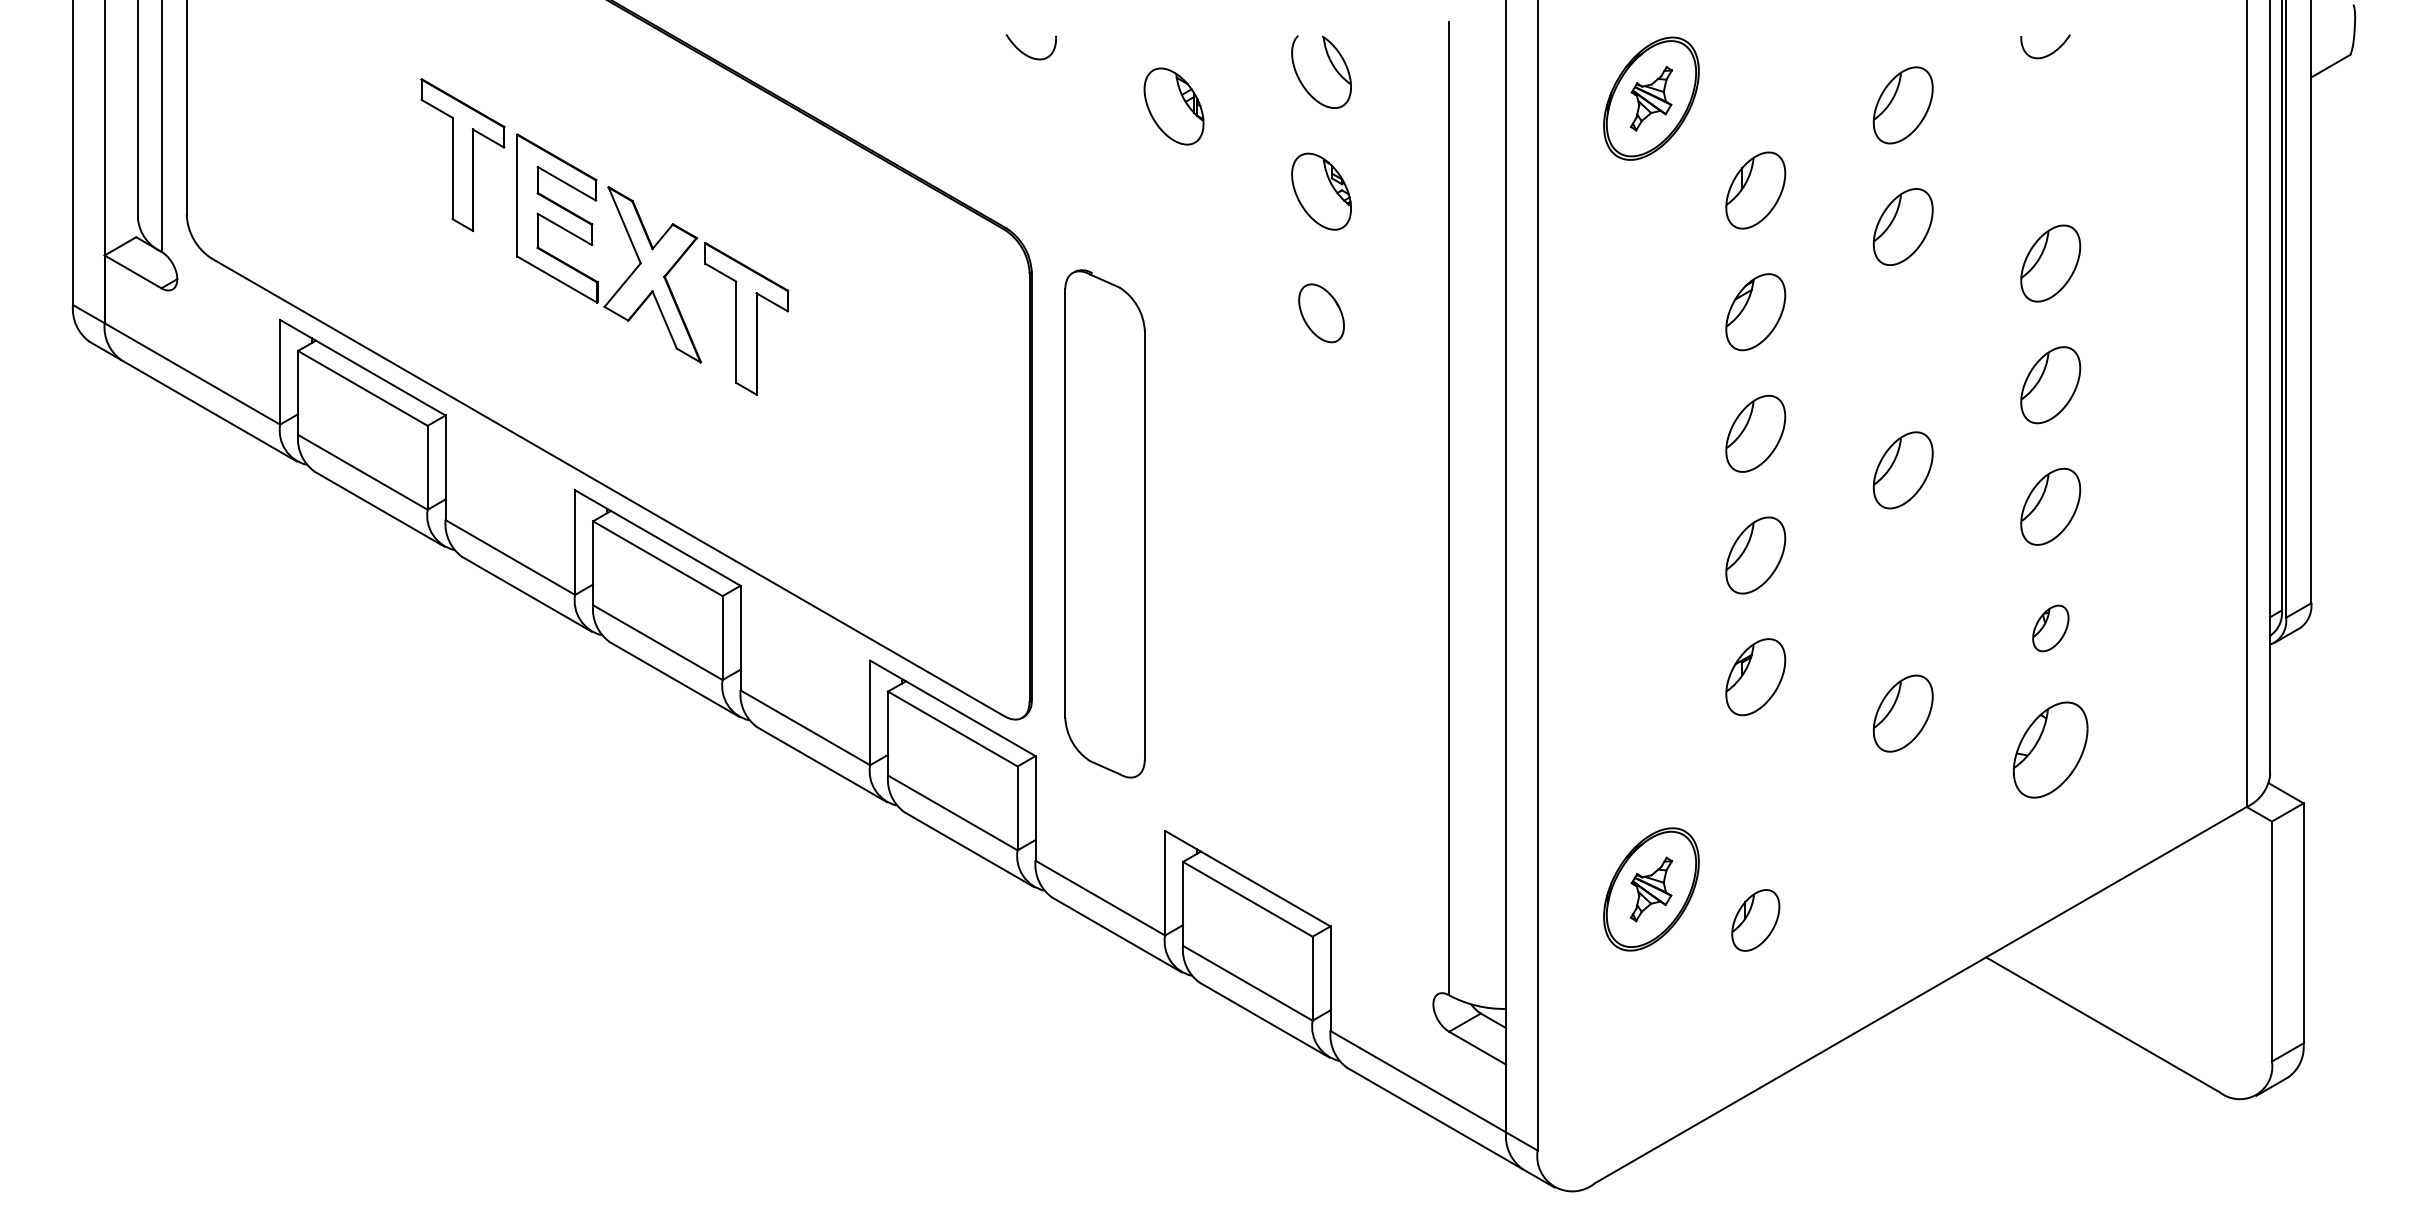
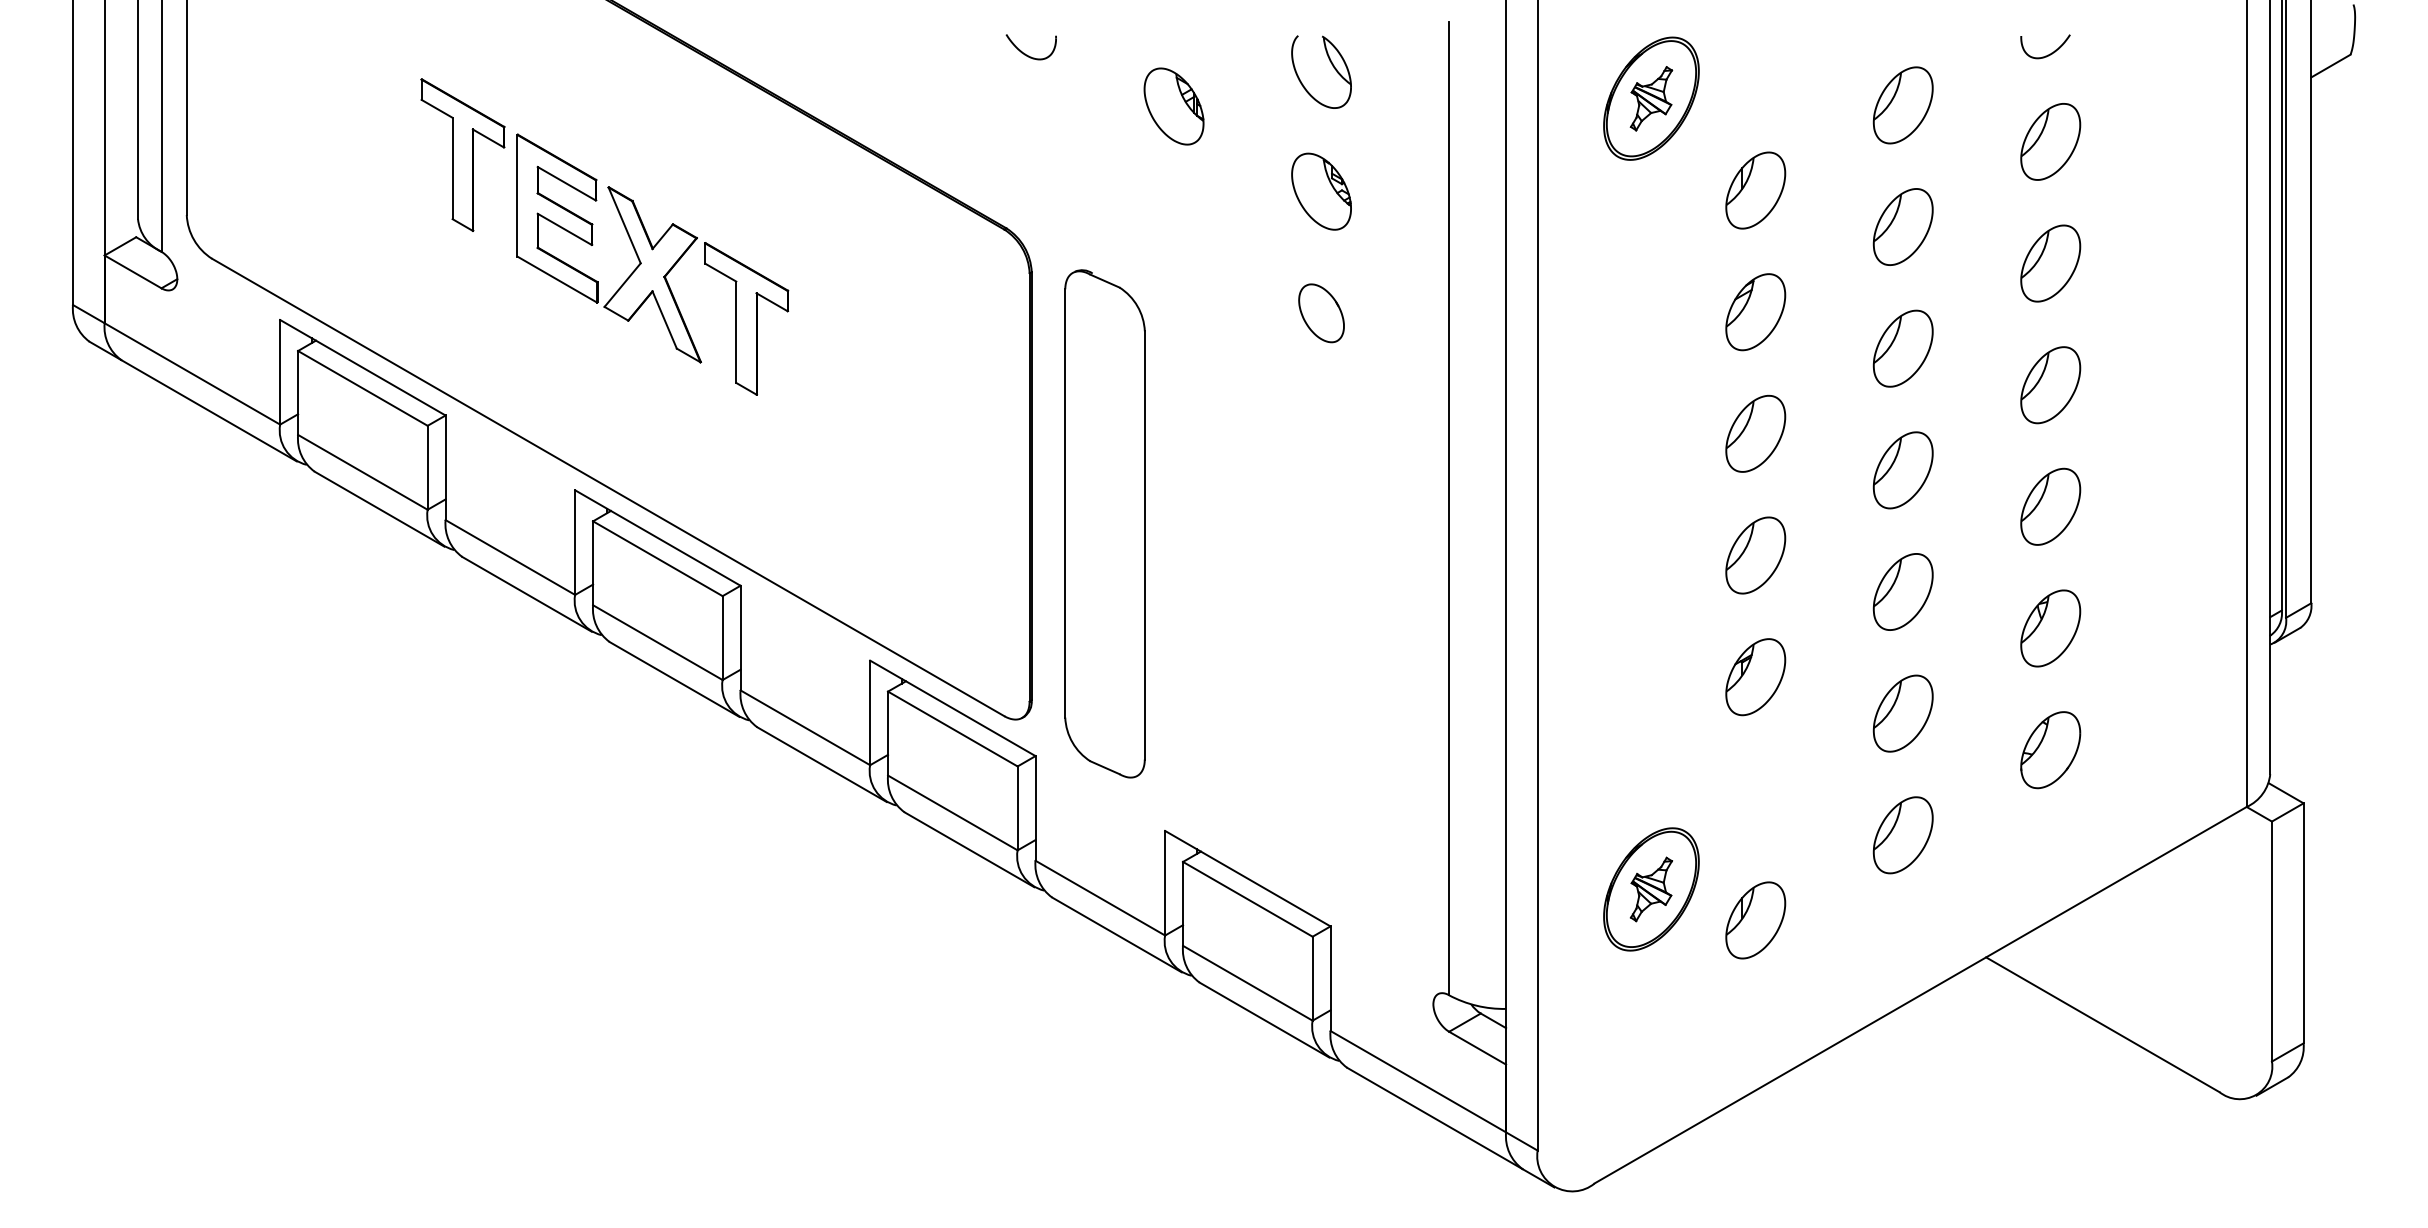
part: none -> present (2050, 141)
part: none -> present (1902, 348)
part: none -> present (1902, 591)
part size: 38x49 px -> 62x79 px (2050, 628)
part size: 77x98 px -> 62x79 px (2050, 750)
part: none -> present (1902, 835)
part size: 50x63 px -> 62x79 px (1755, 920)
